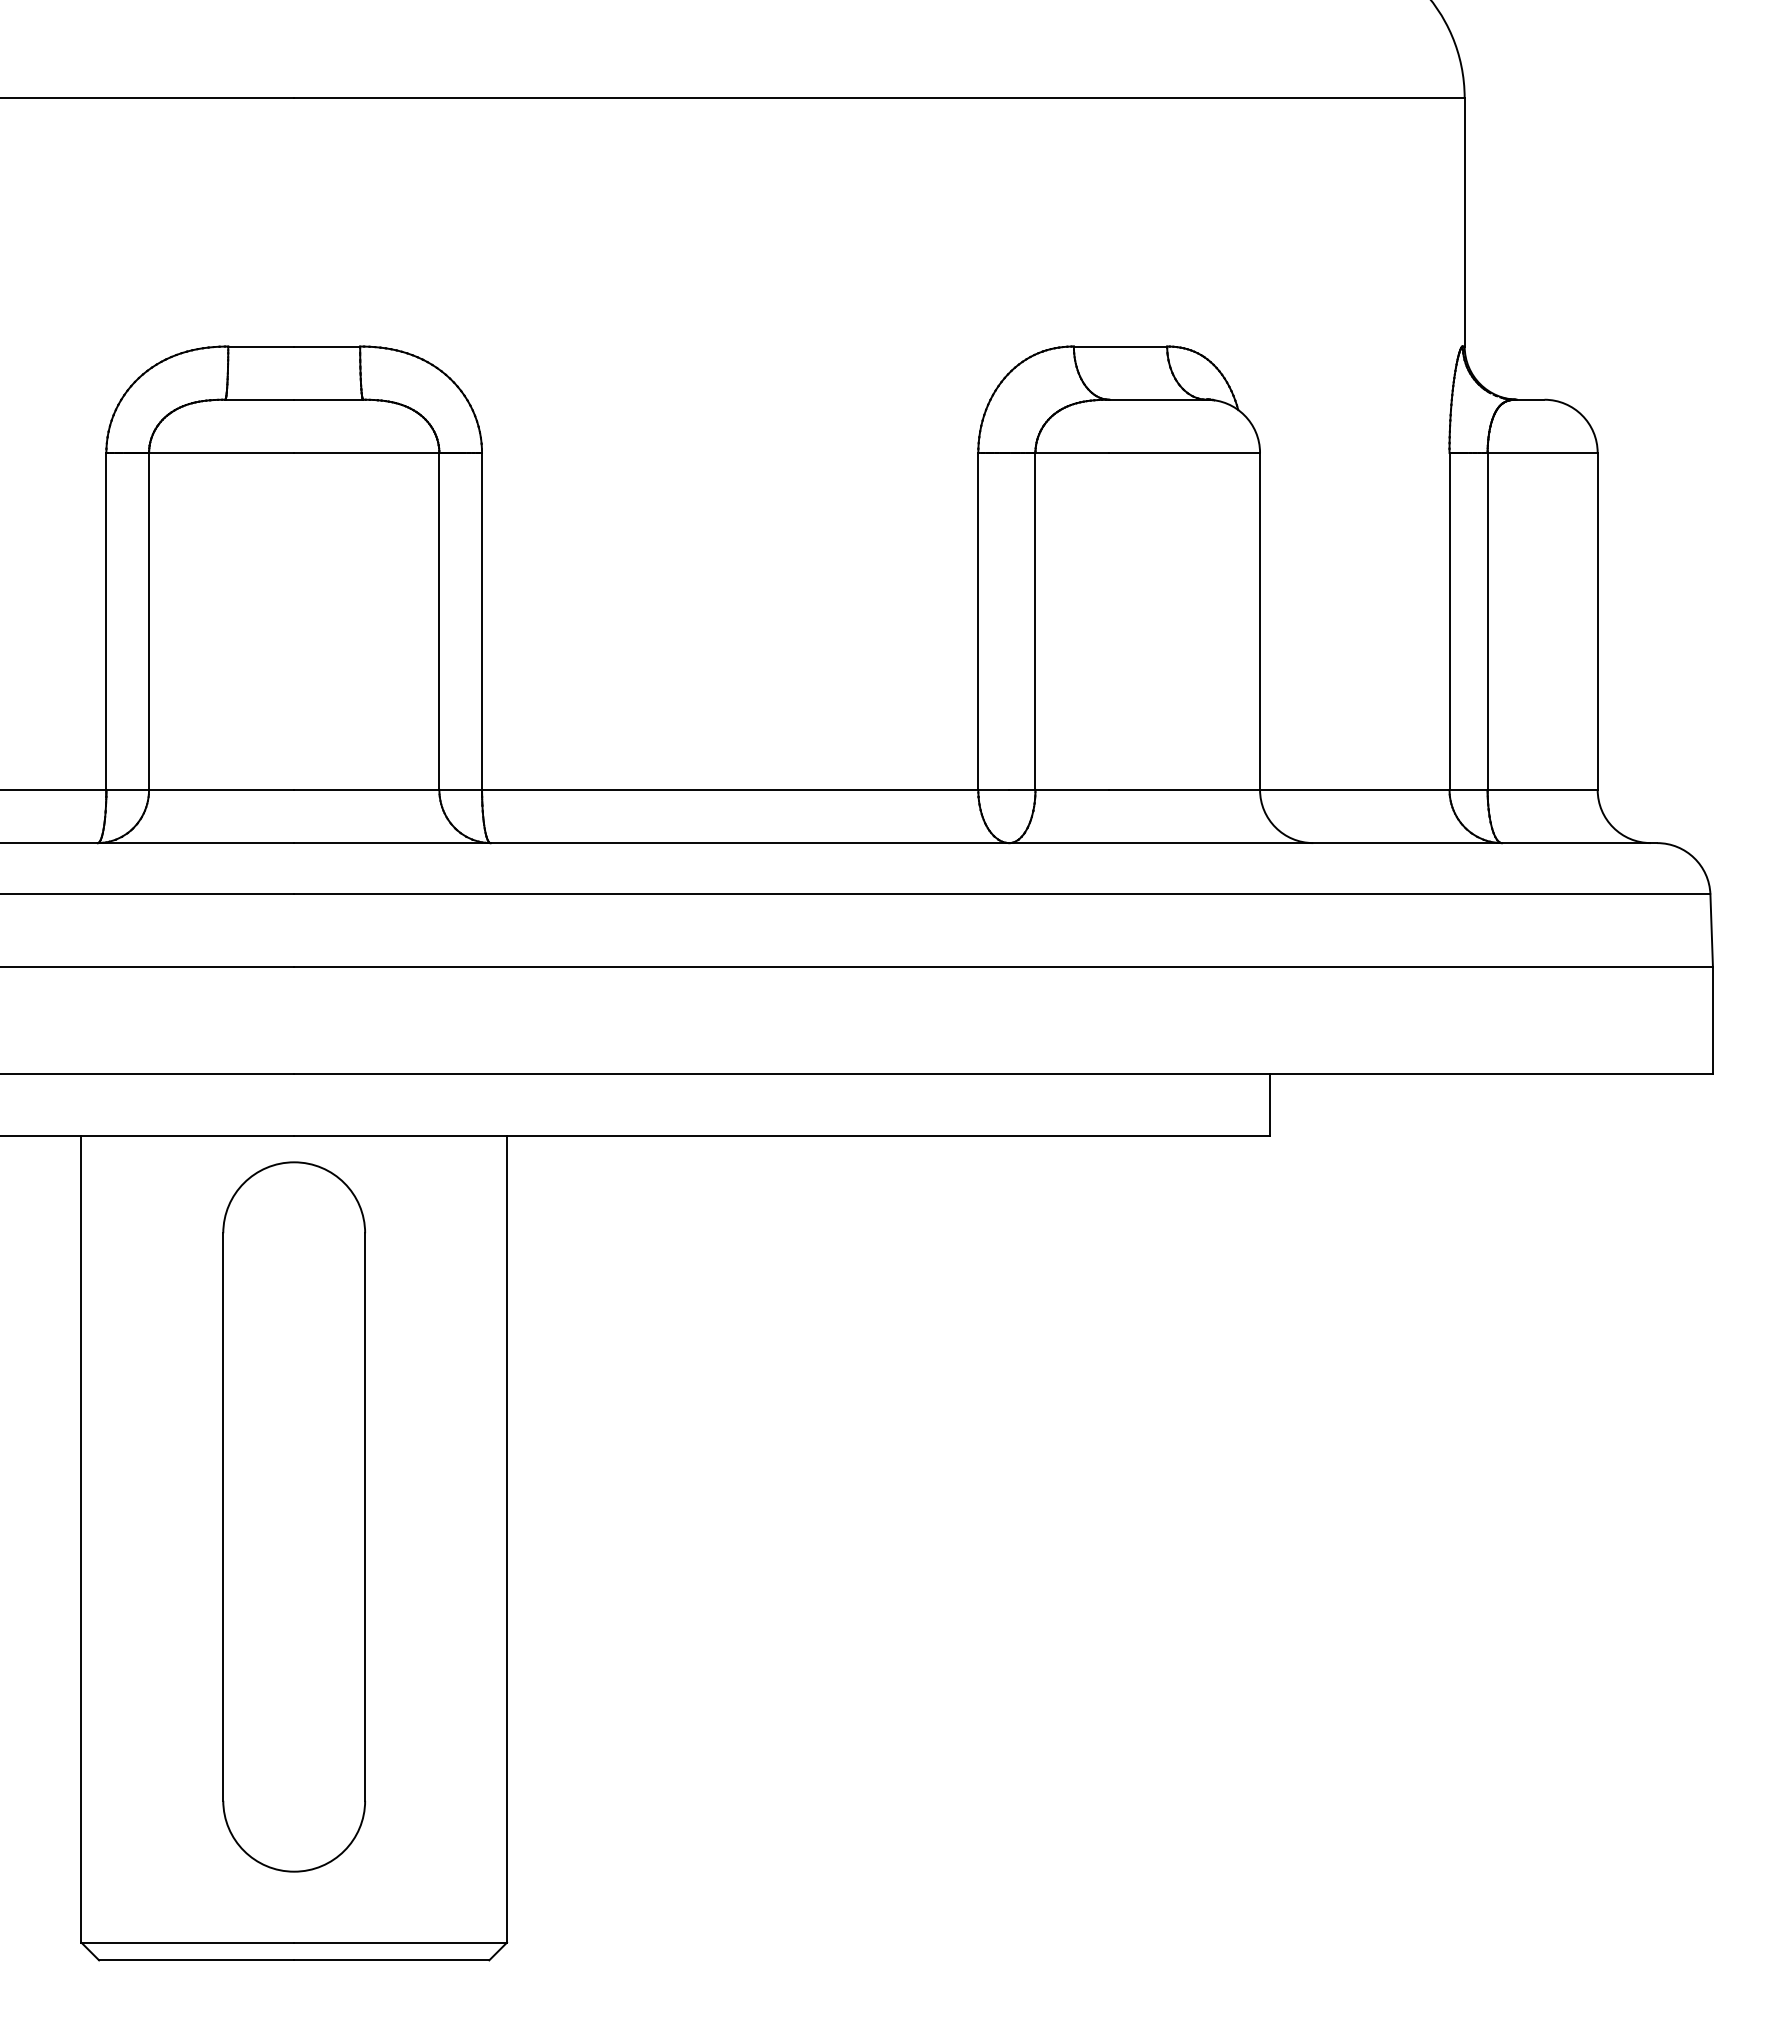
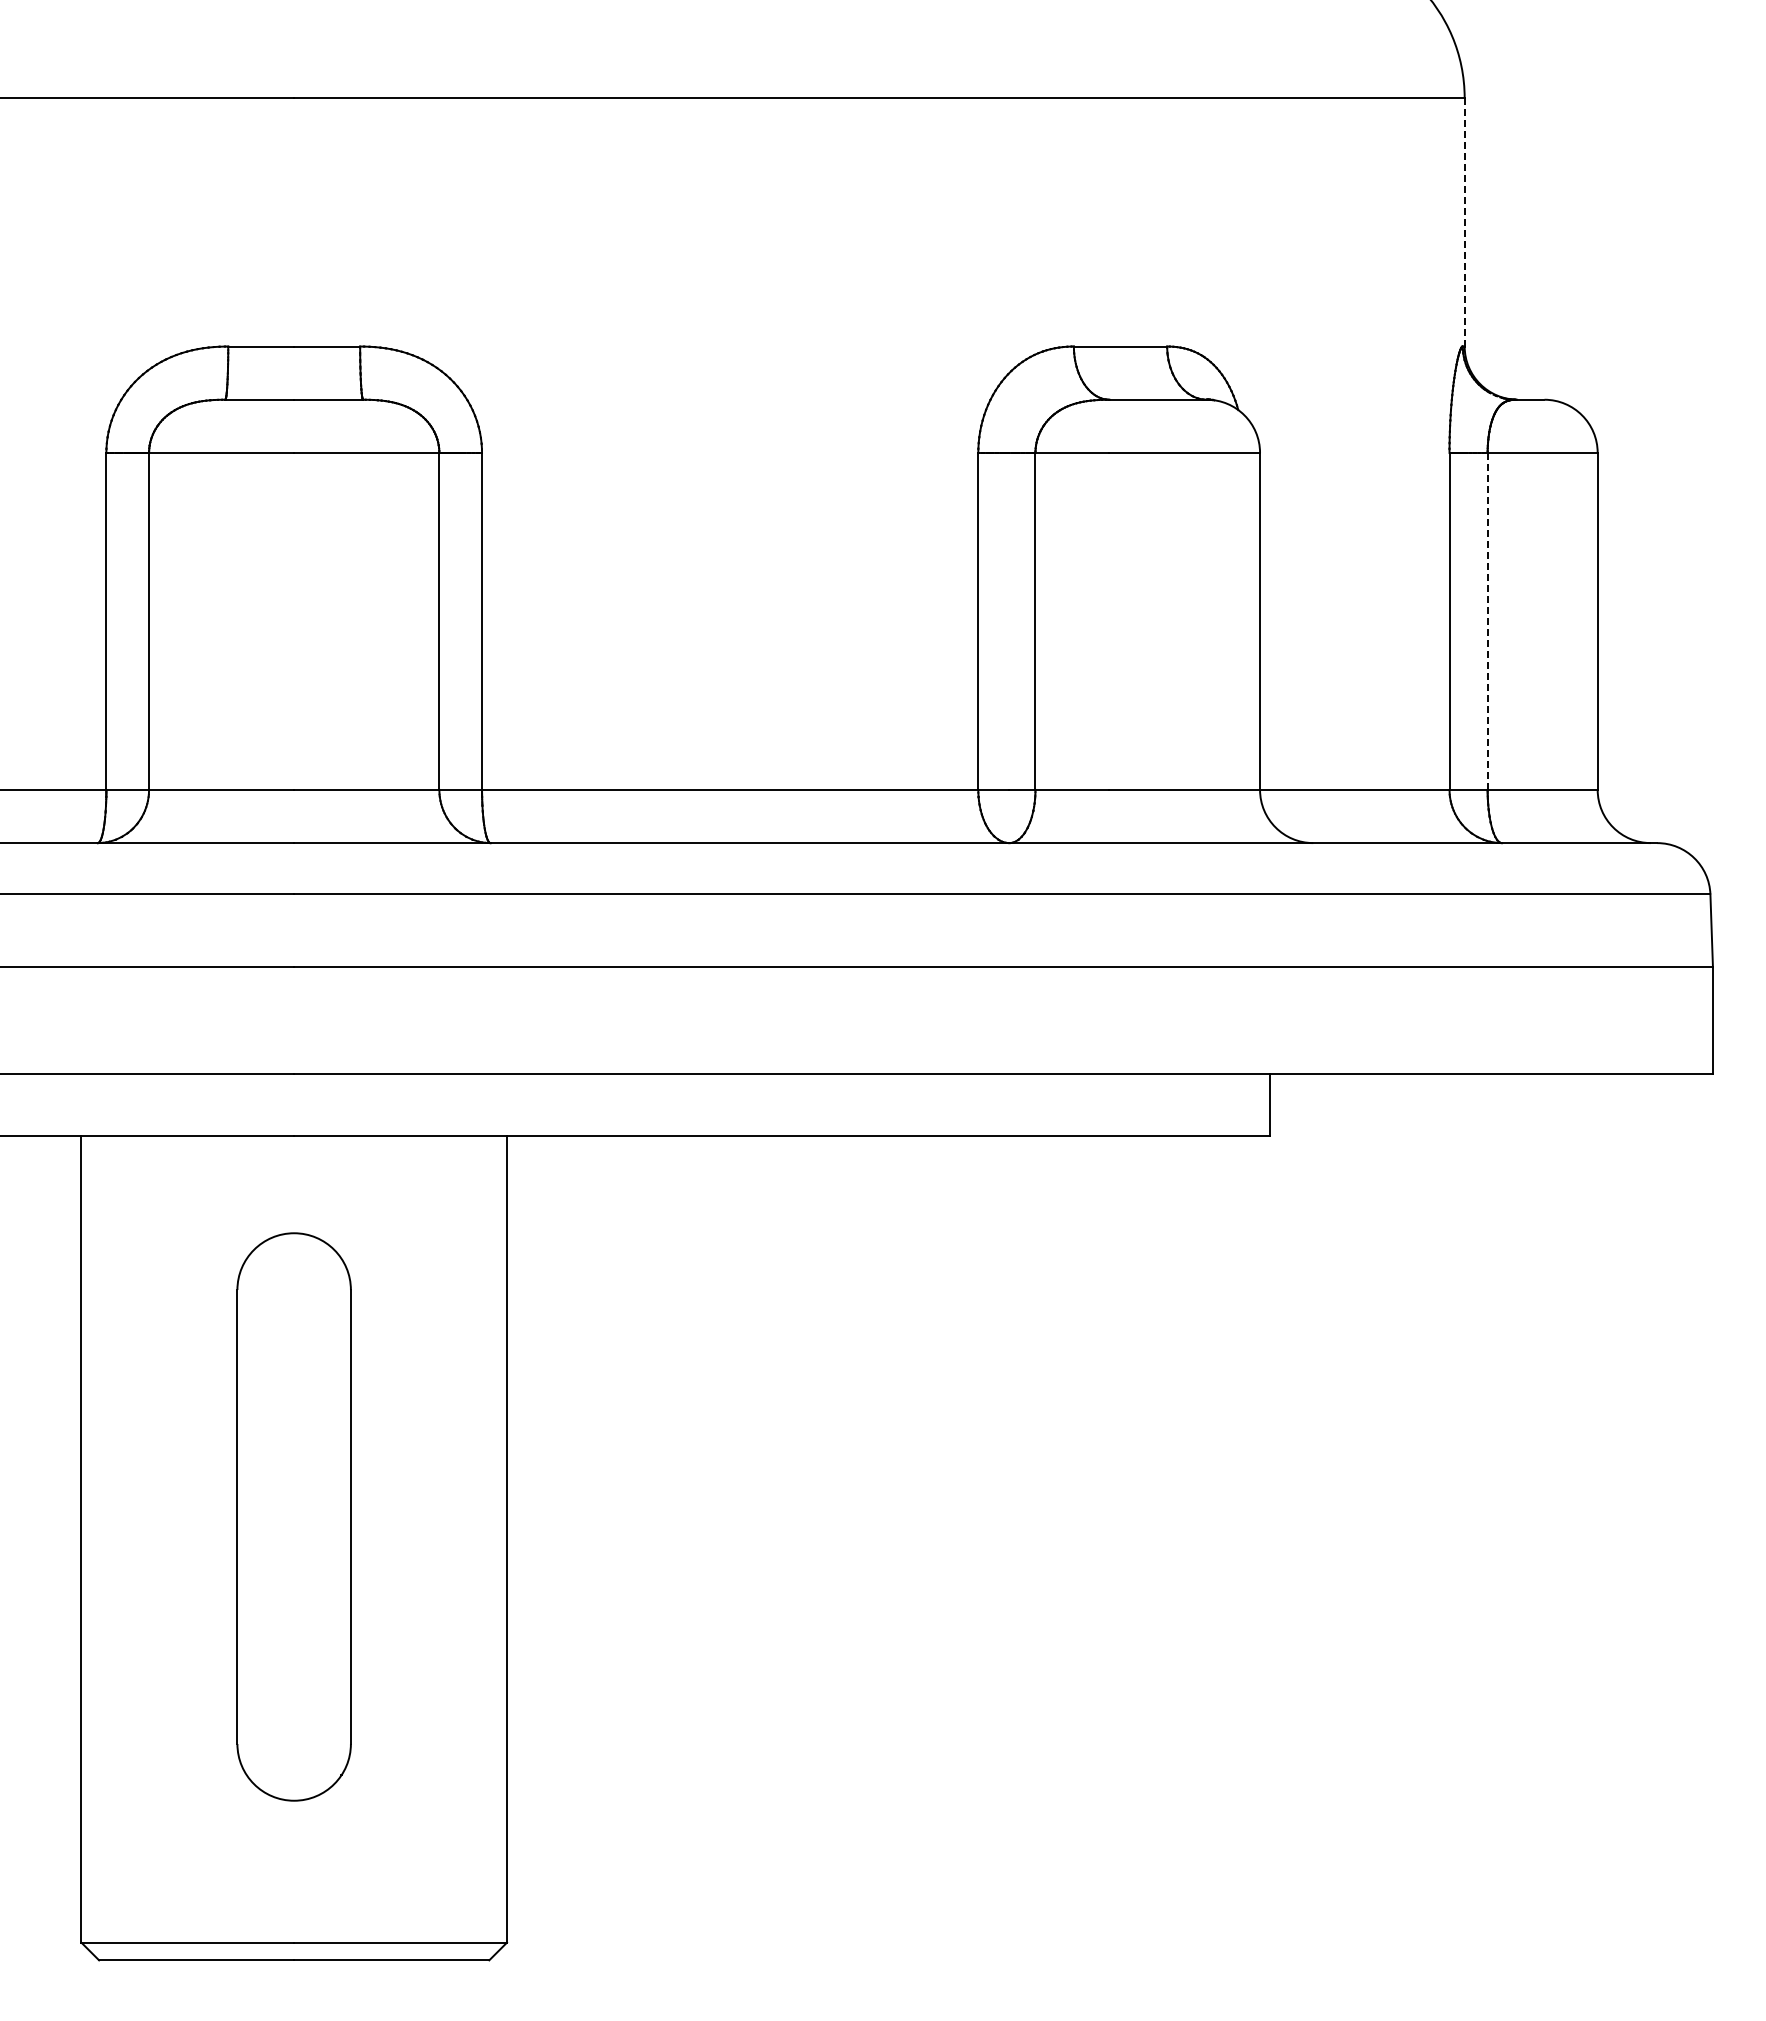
line: solid -> dashed (1464, 222)
line: solid -> dashed (1487, 621)
part size: 144x712 px -> 116x570 px (293, 1516)
